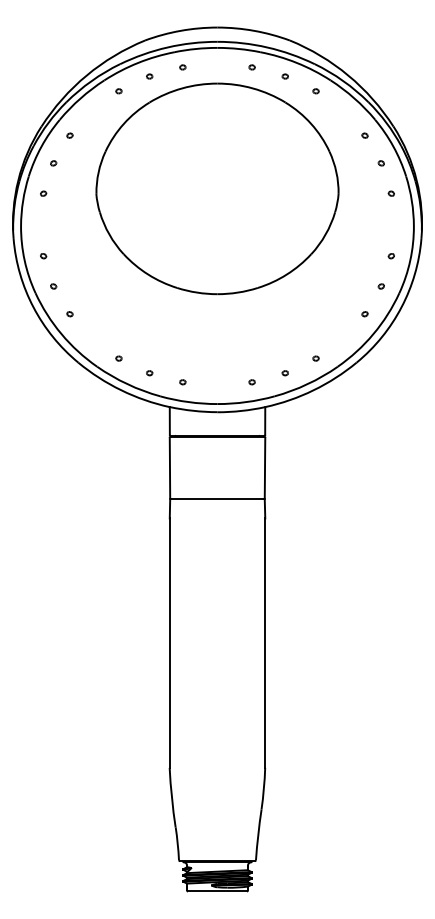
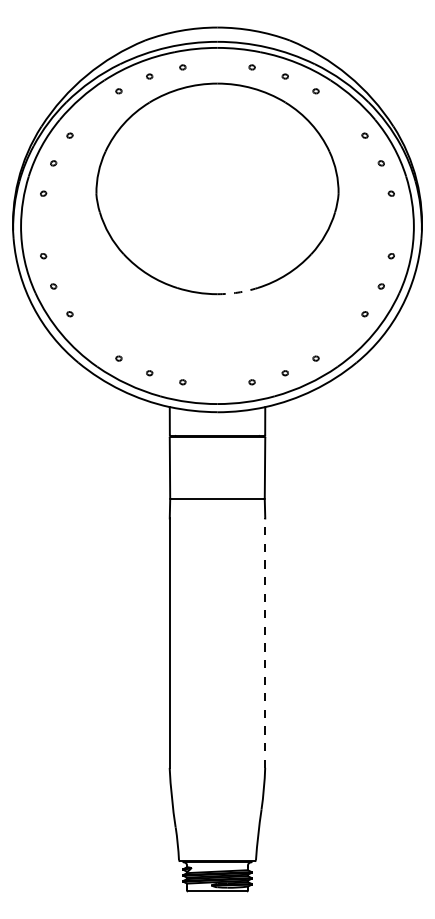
arc: solid -> dashed (237, 292)
line: solid -> dashed (265, 643)
